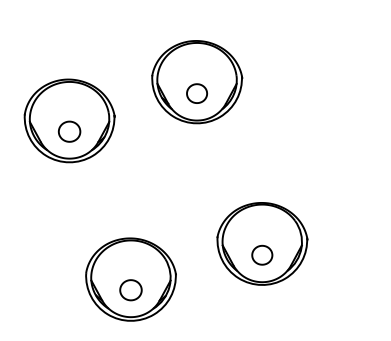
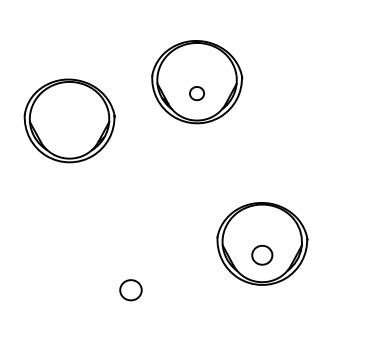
part size: 22x21 px -> 16x16 px (196, 93)
part: present -> none (69, 131)
part: present -> none (130, 279)
